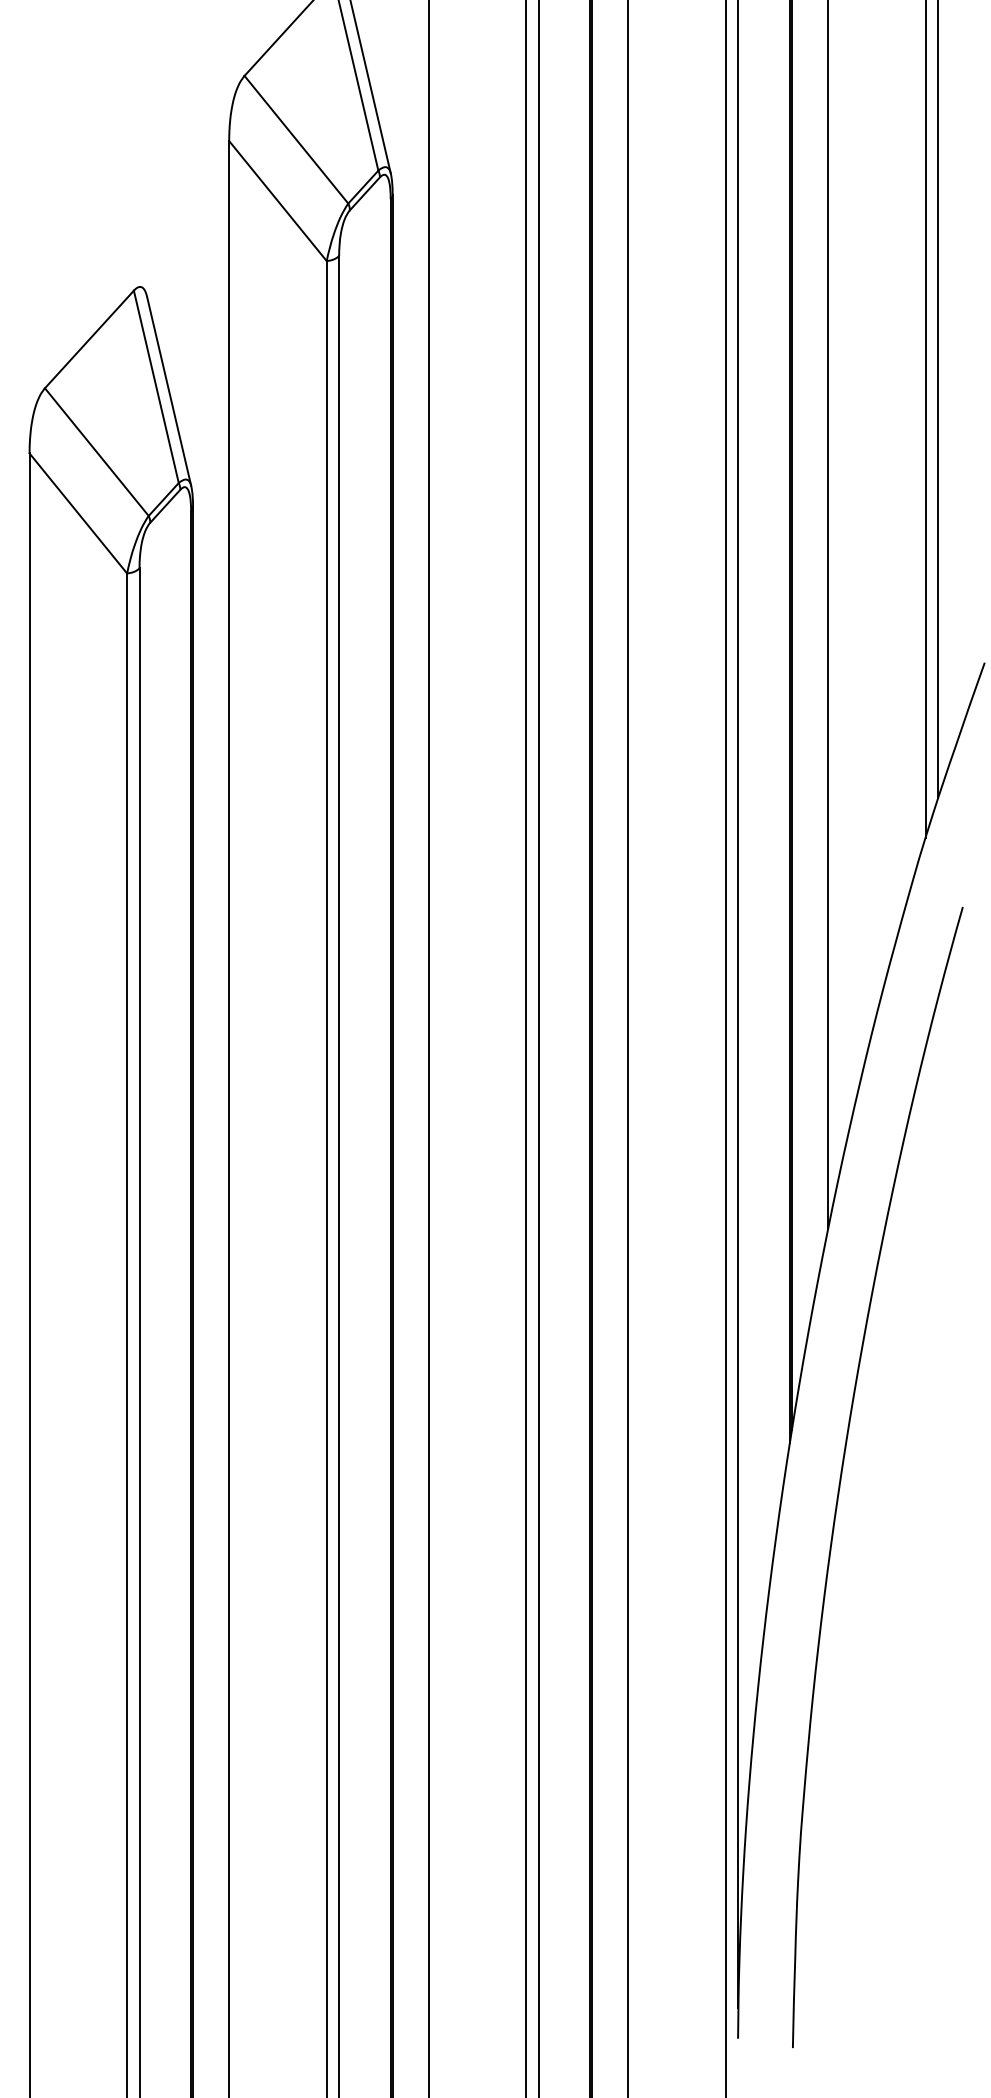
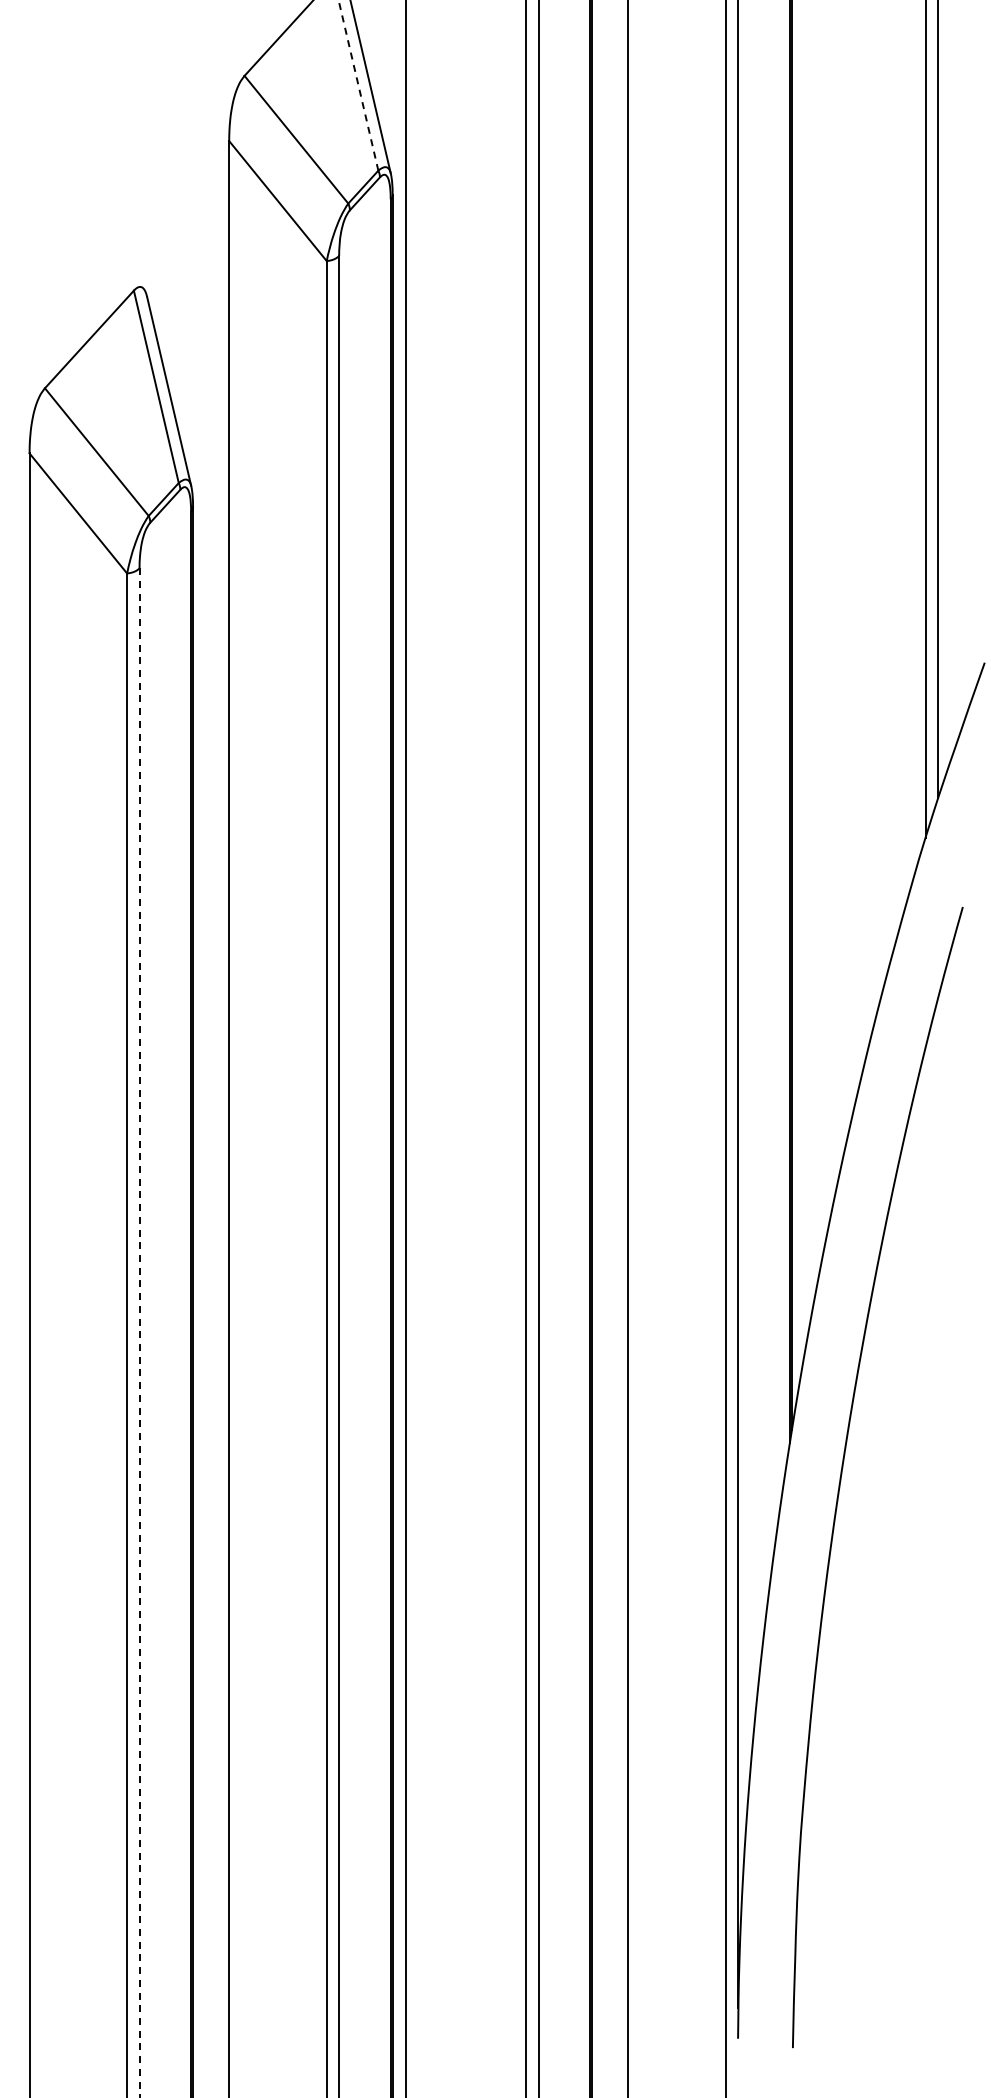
line: solid -> dashed (358, 86)
line: present -> none (828, 615)
line position: (428, 1048) -> (405, 1048) (405, 1048)
line: solid -> dashed (139, 1333)
